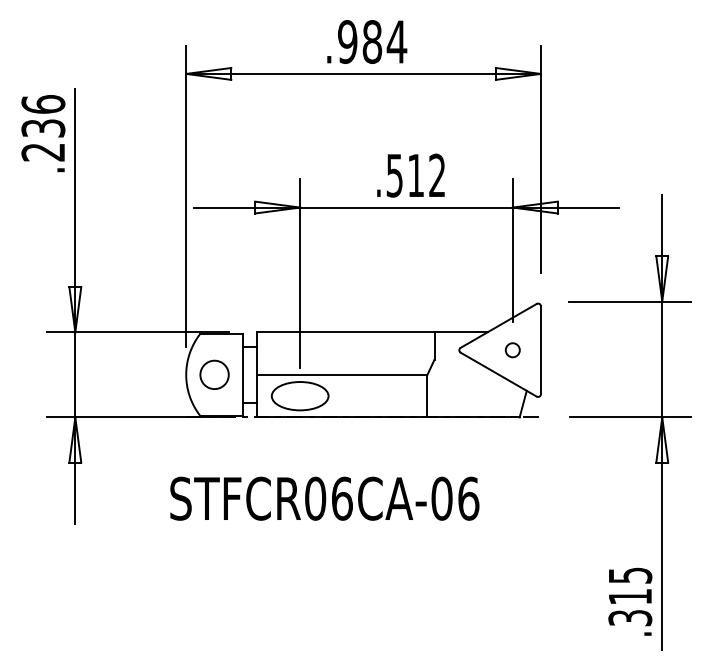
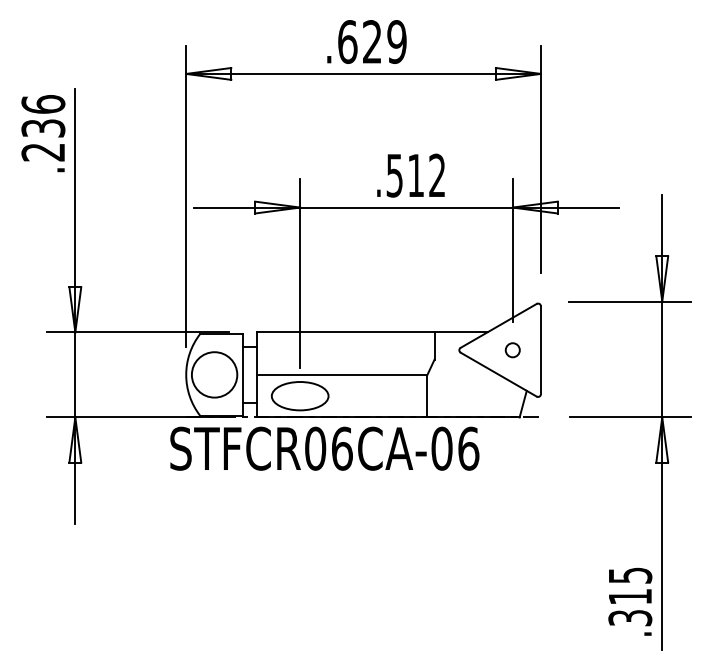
text: .984 -> .629 (372, 41)
circle diameter: 28 px -> 45 px (214, 374)
text position: (324, 498) -> (324, 448) (324, 448)
